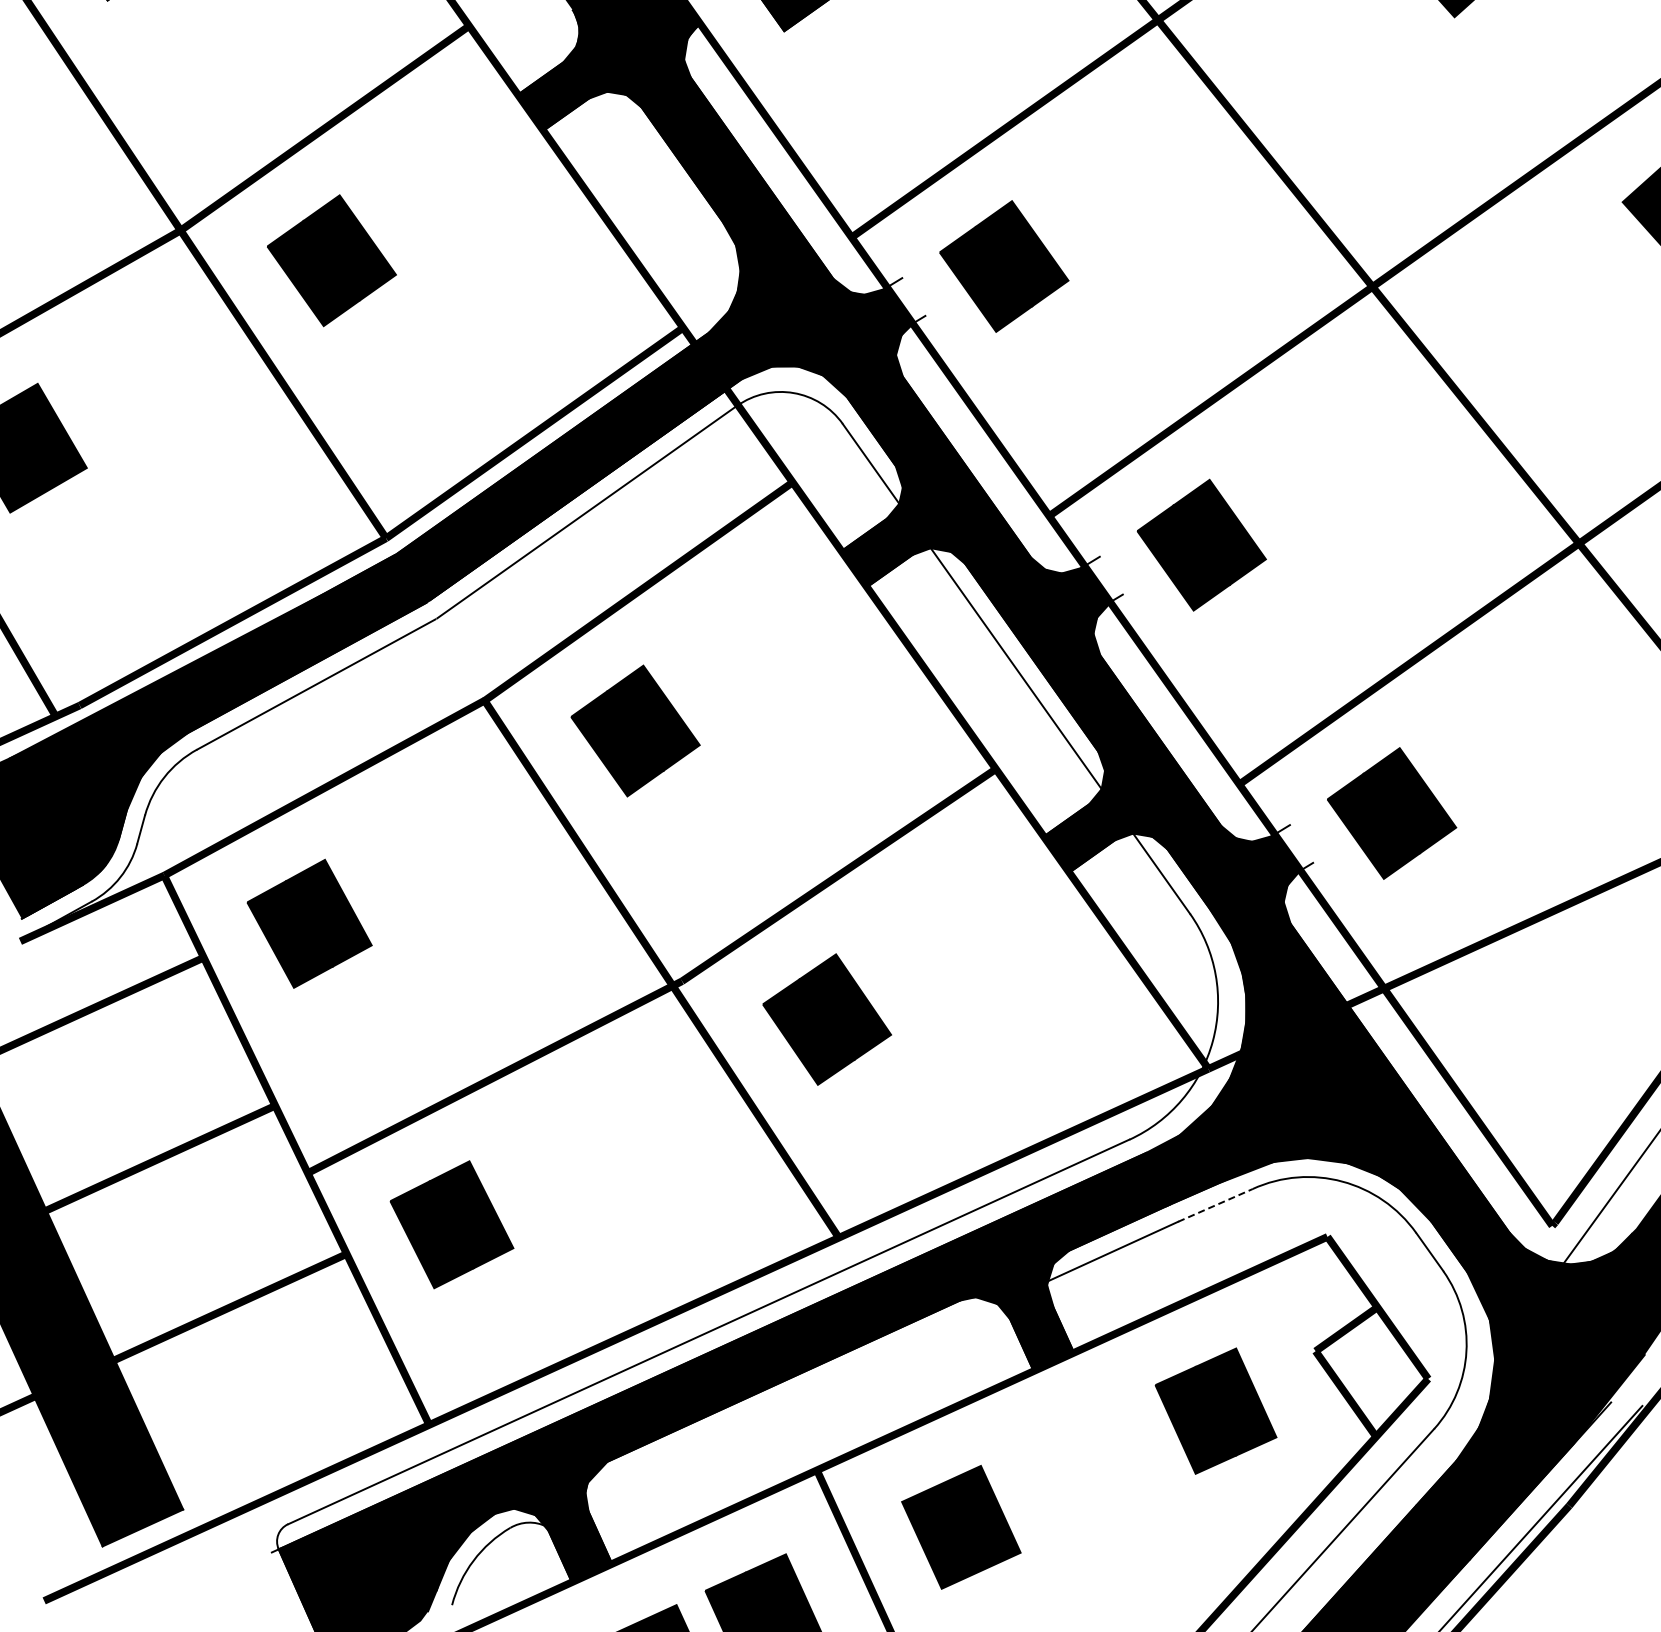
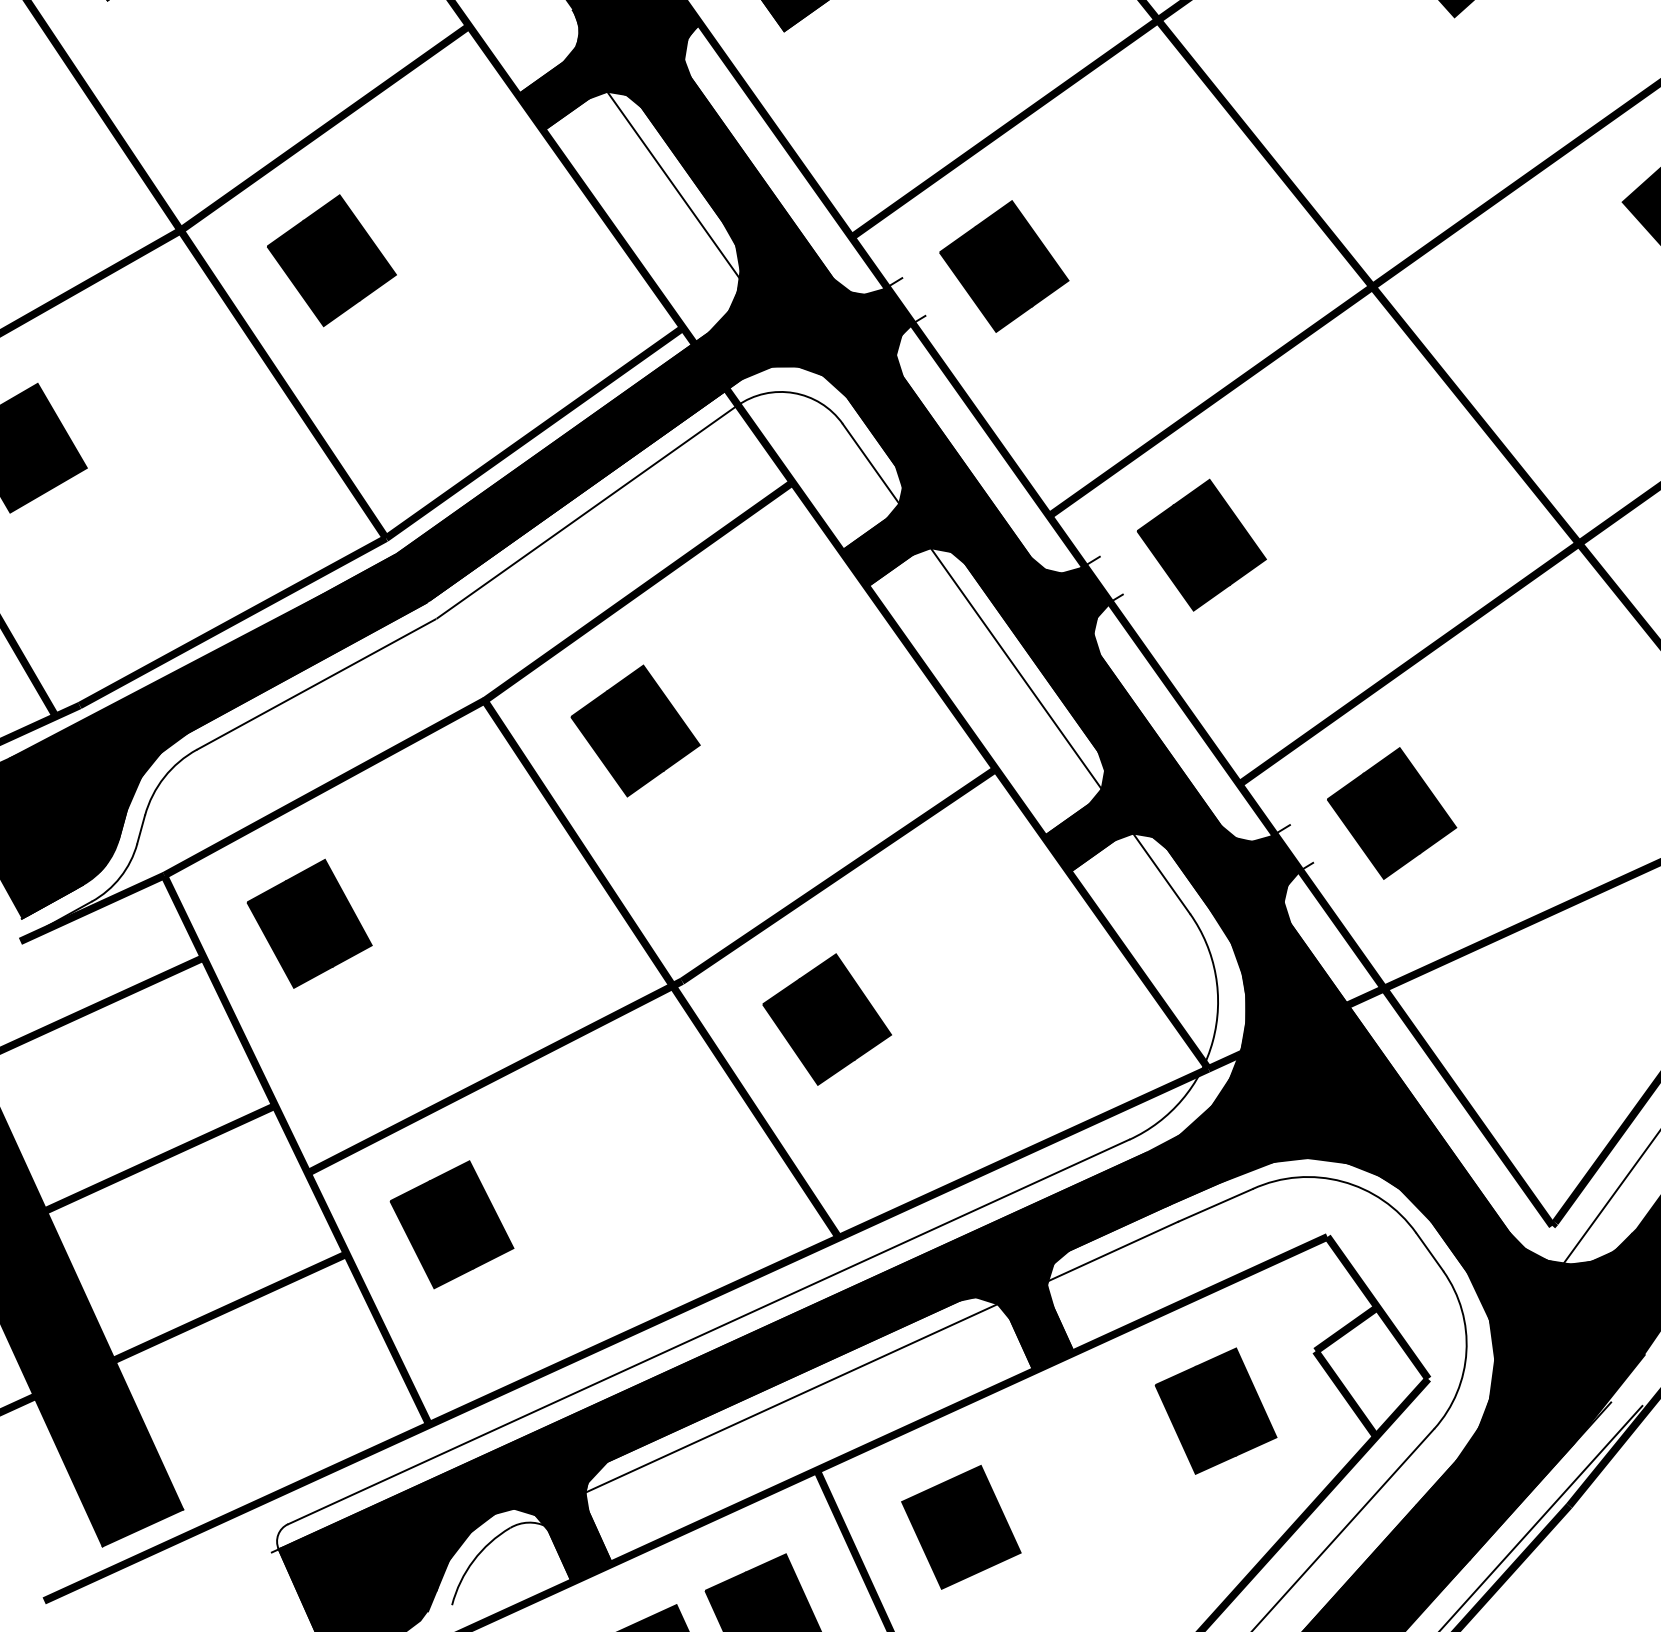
line: none -> present (673, 185)
line: dashed -> solid (1215, 1205)
line: none -> present (791, 1398)
